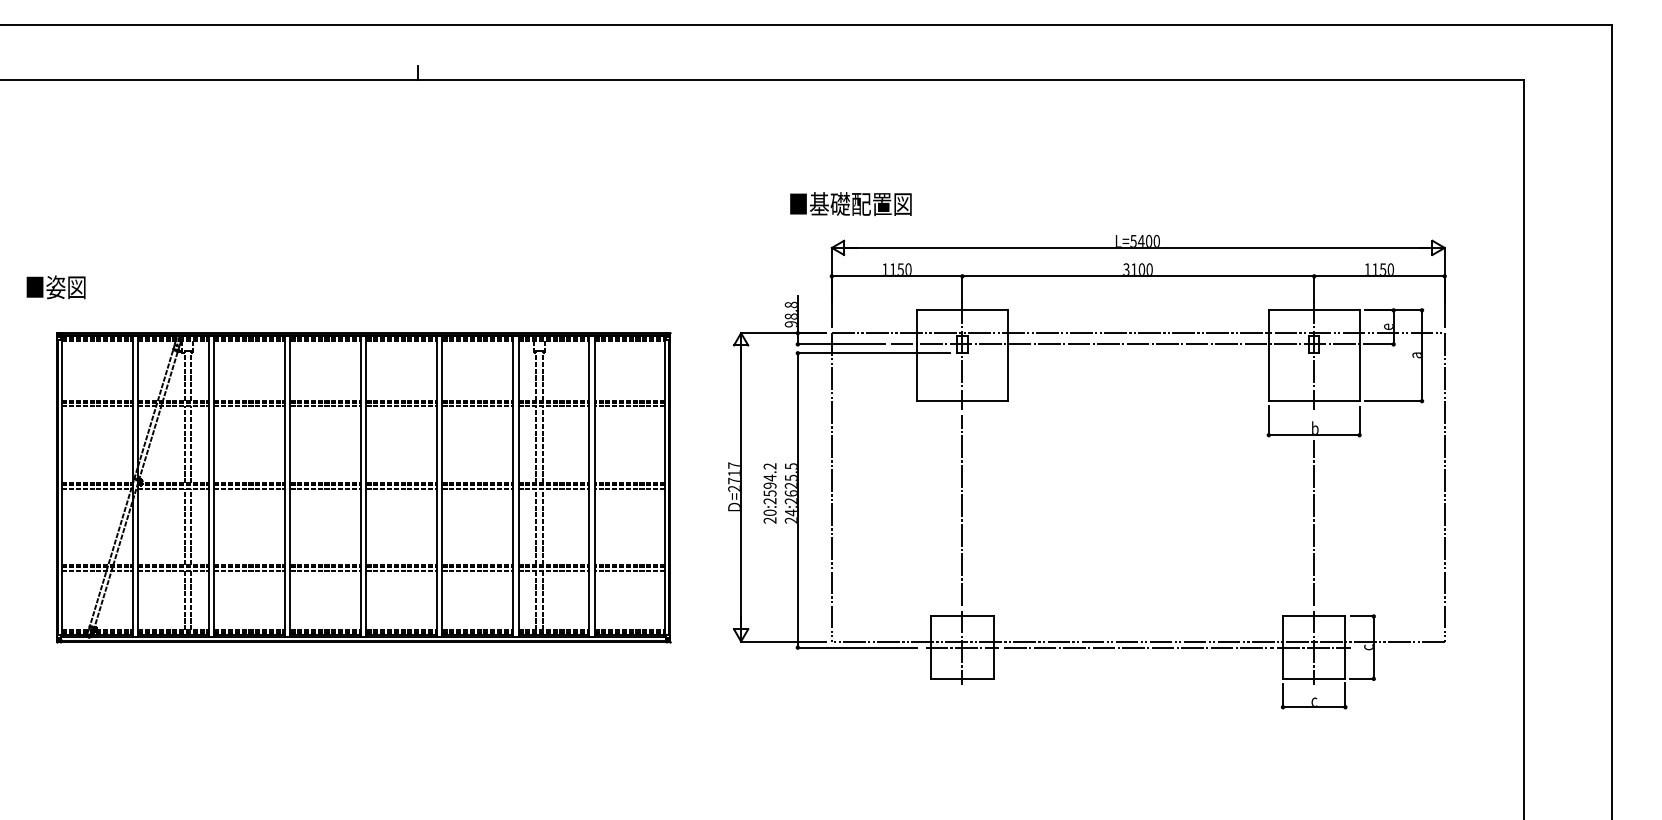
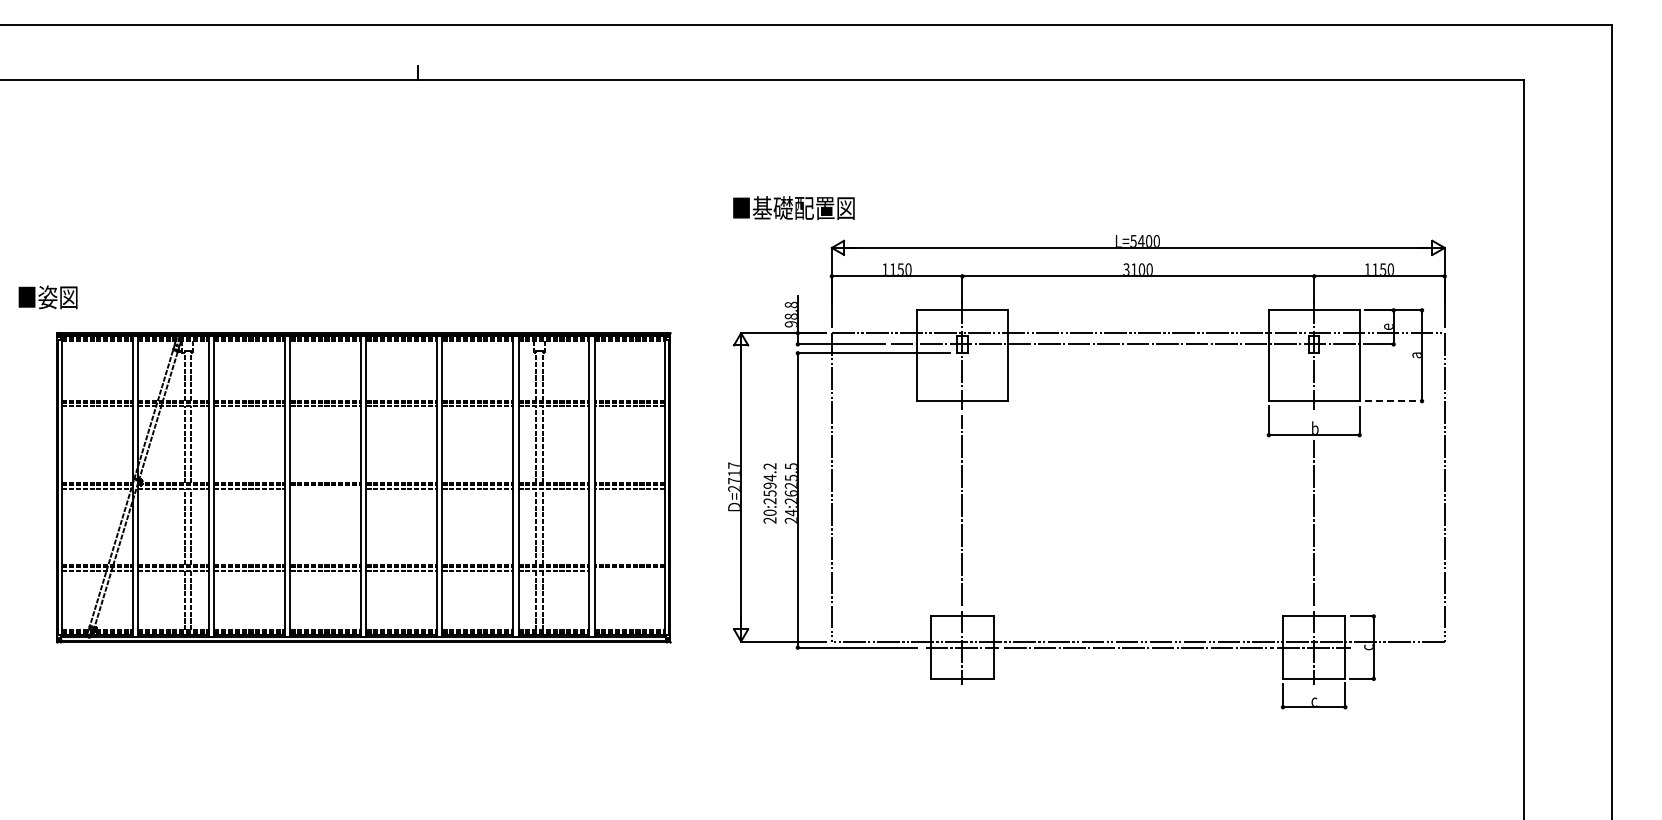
text position: (850, 203) -> (793, 207) (793, 207)
text position: (55, 287) -> (47, 297) (47, 297)
line: solid -> dashed (1394, 401)
line: present -> none (325, 488)
line: present -> none (629, 570)
